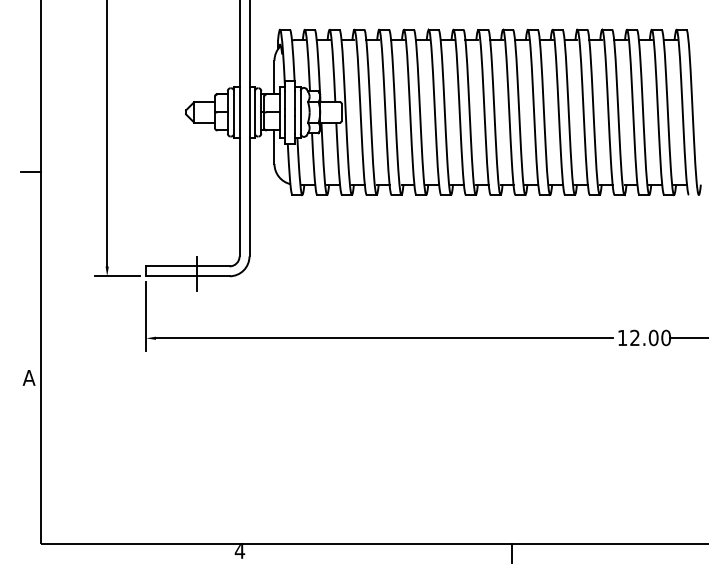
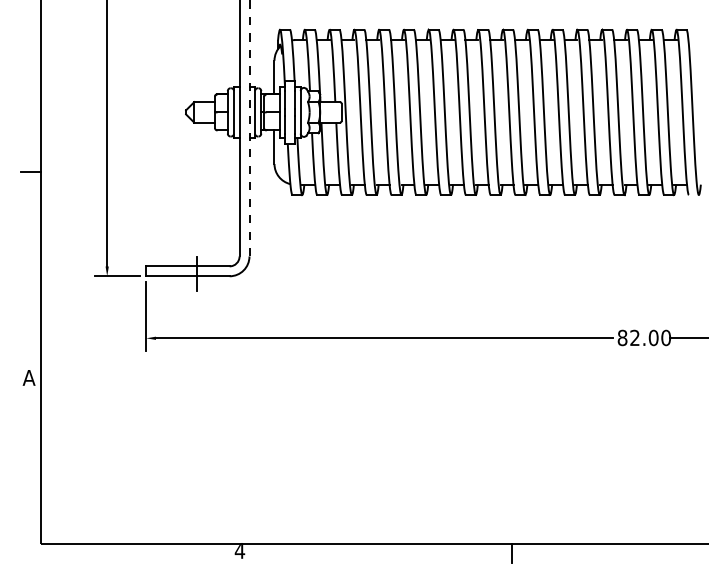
line: solid -> dashed (249, 128)
text: 12.00 -> 82.00 (622, 337)
